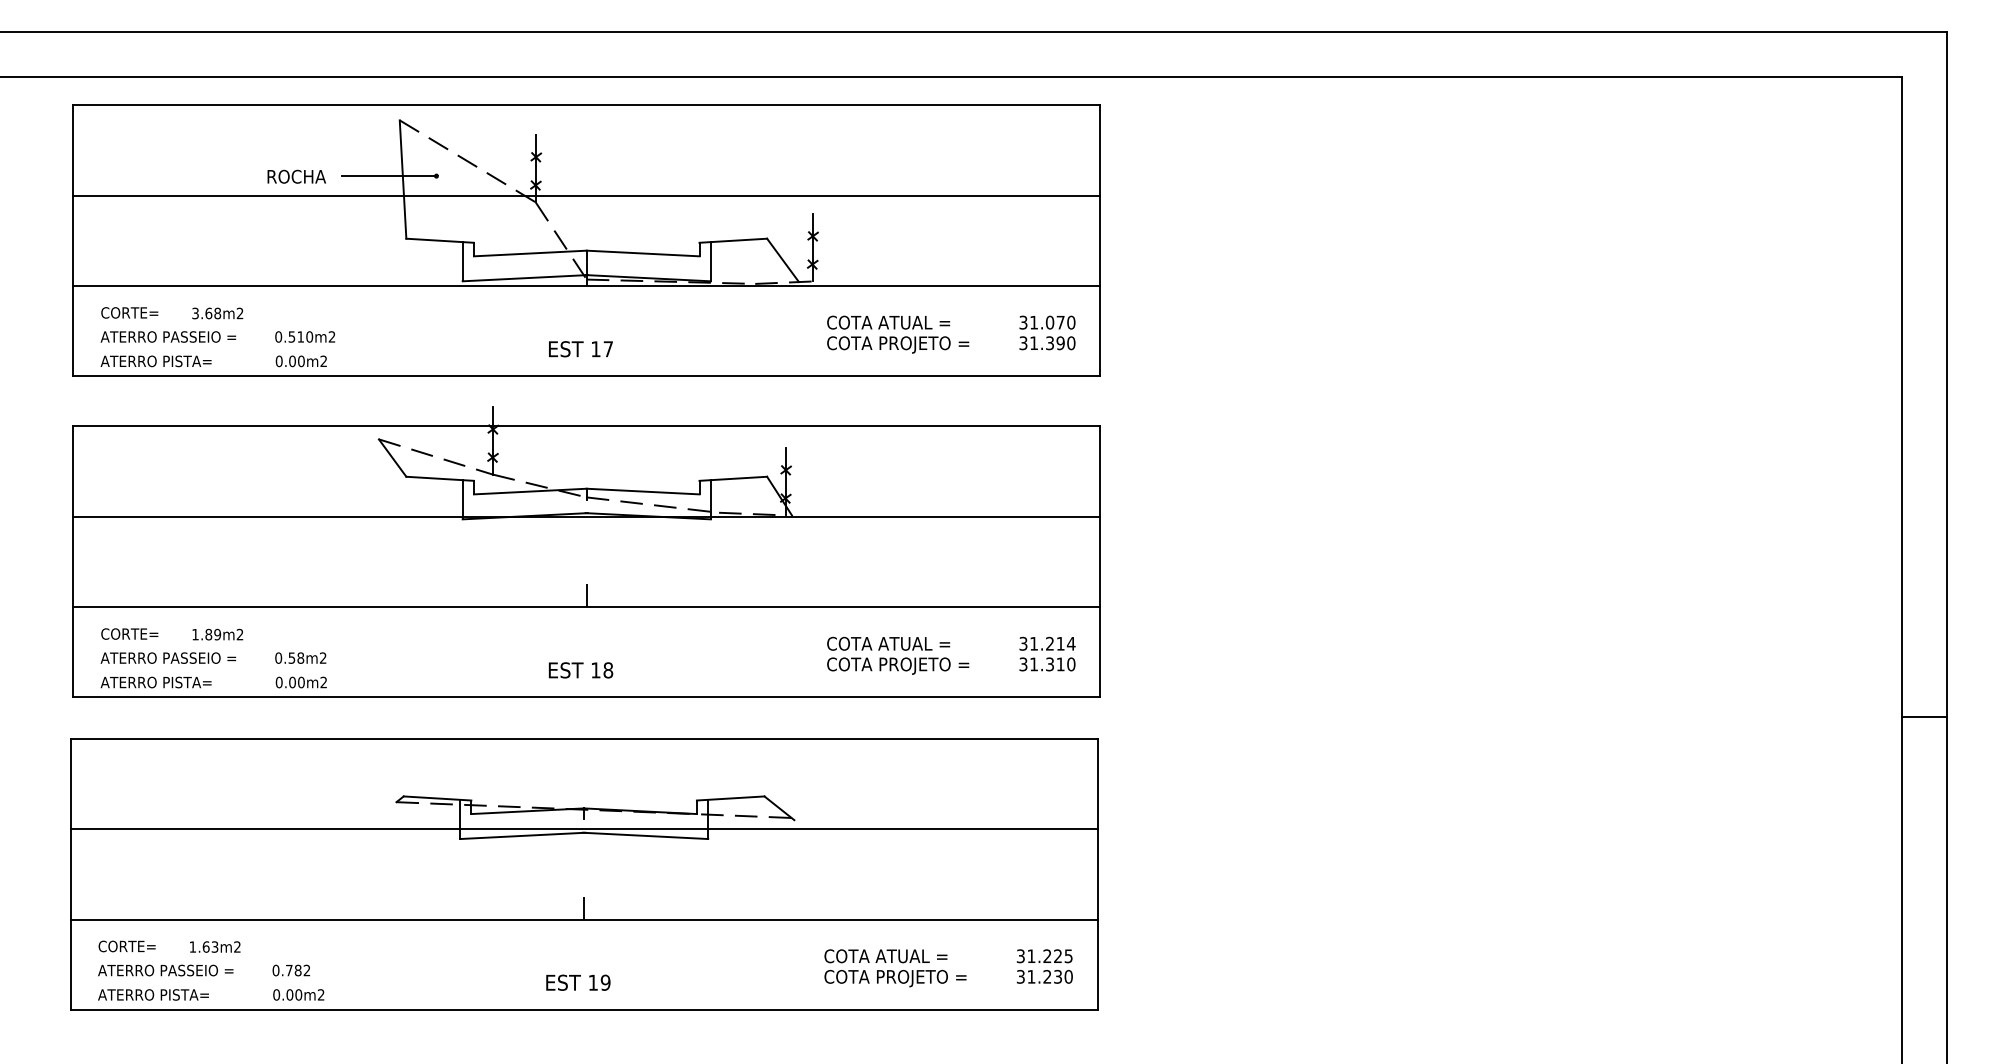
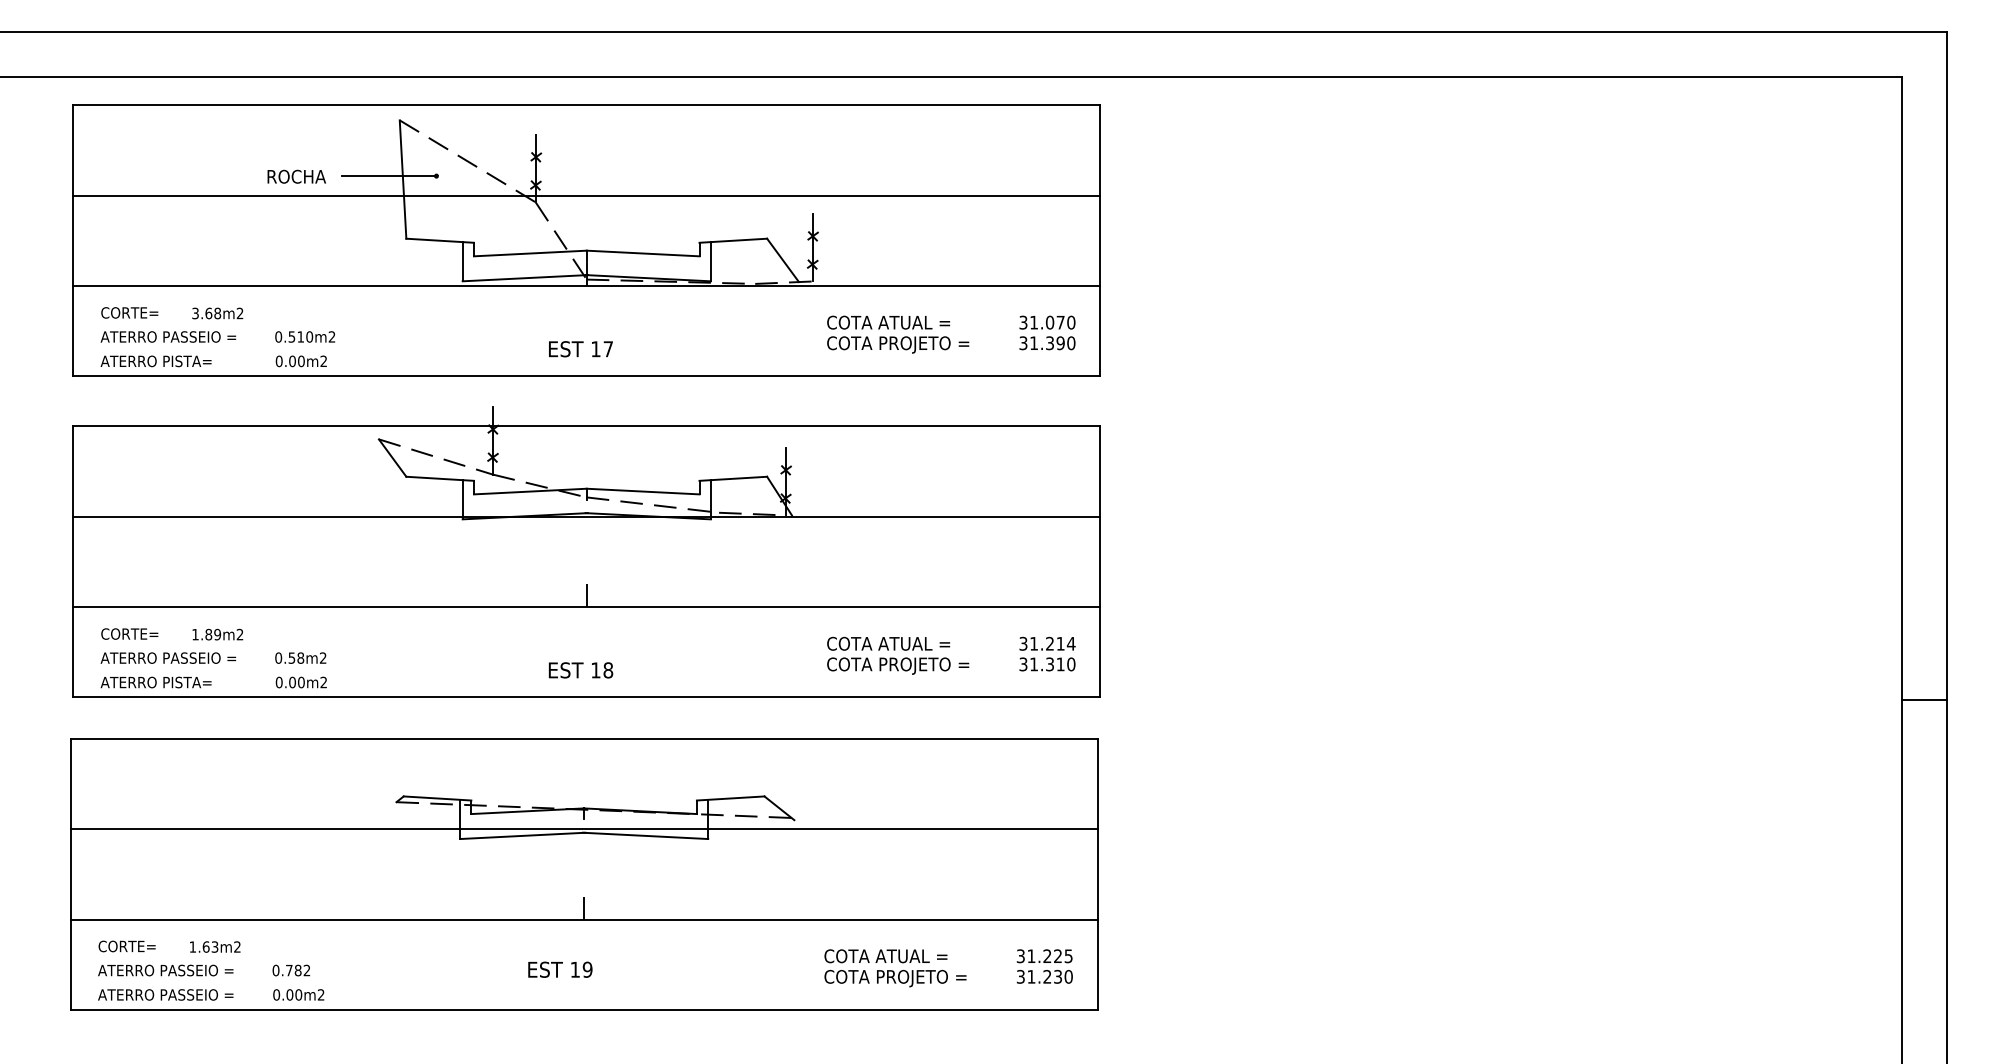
line position: (1923, 717) -> (1923, 700) (1923, 700)
text position: (578, 982) -> (560, 969) (560, 969)
text: ATERRO PISTA= -> ATERRO PASSEIO = (200, 994)
